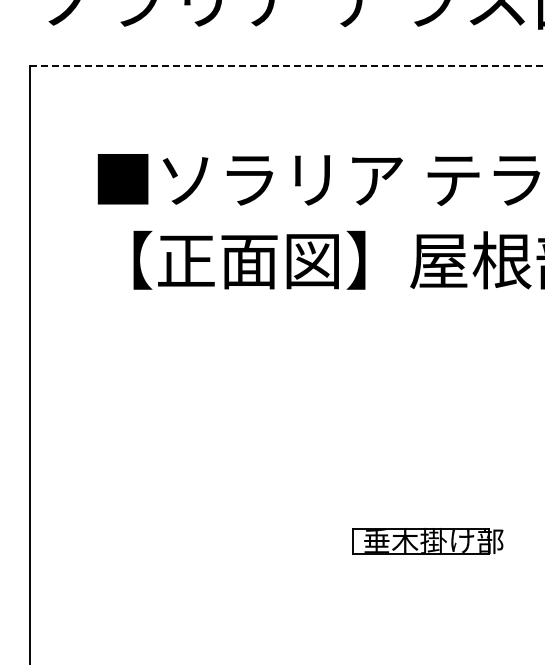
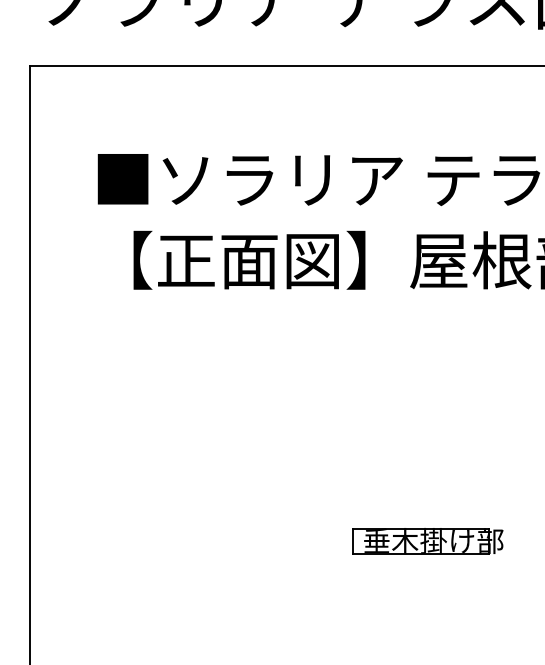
line: dashed -> solid (287, 65)
